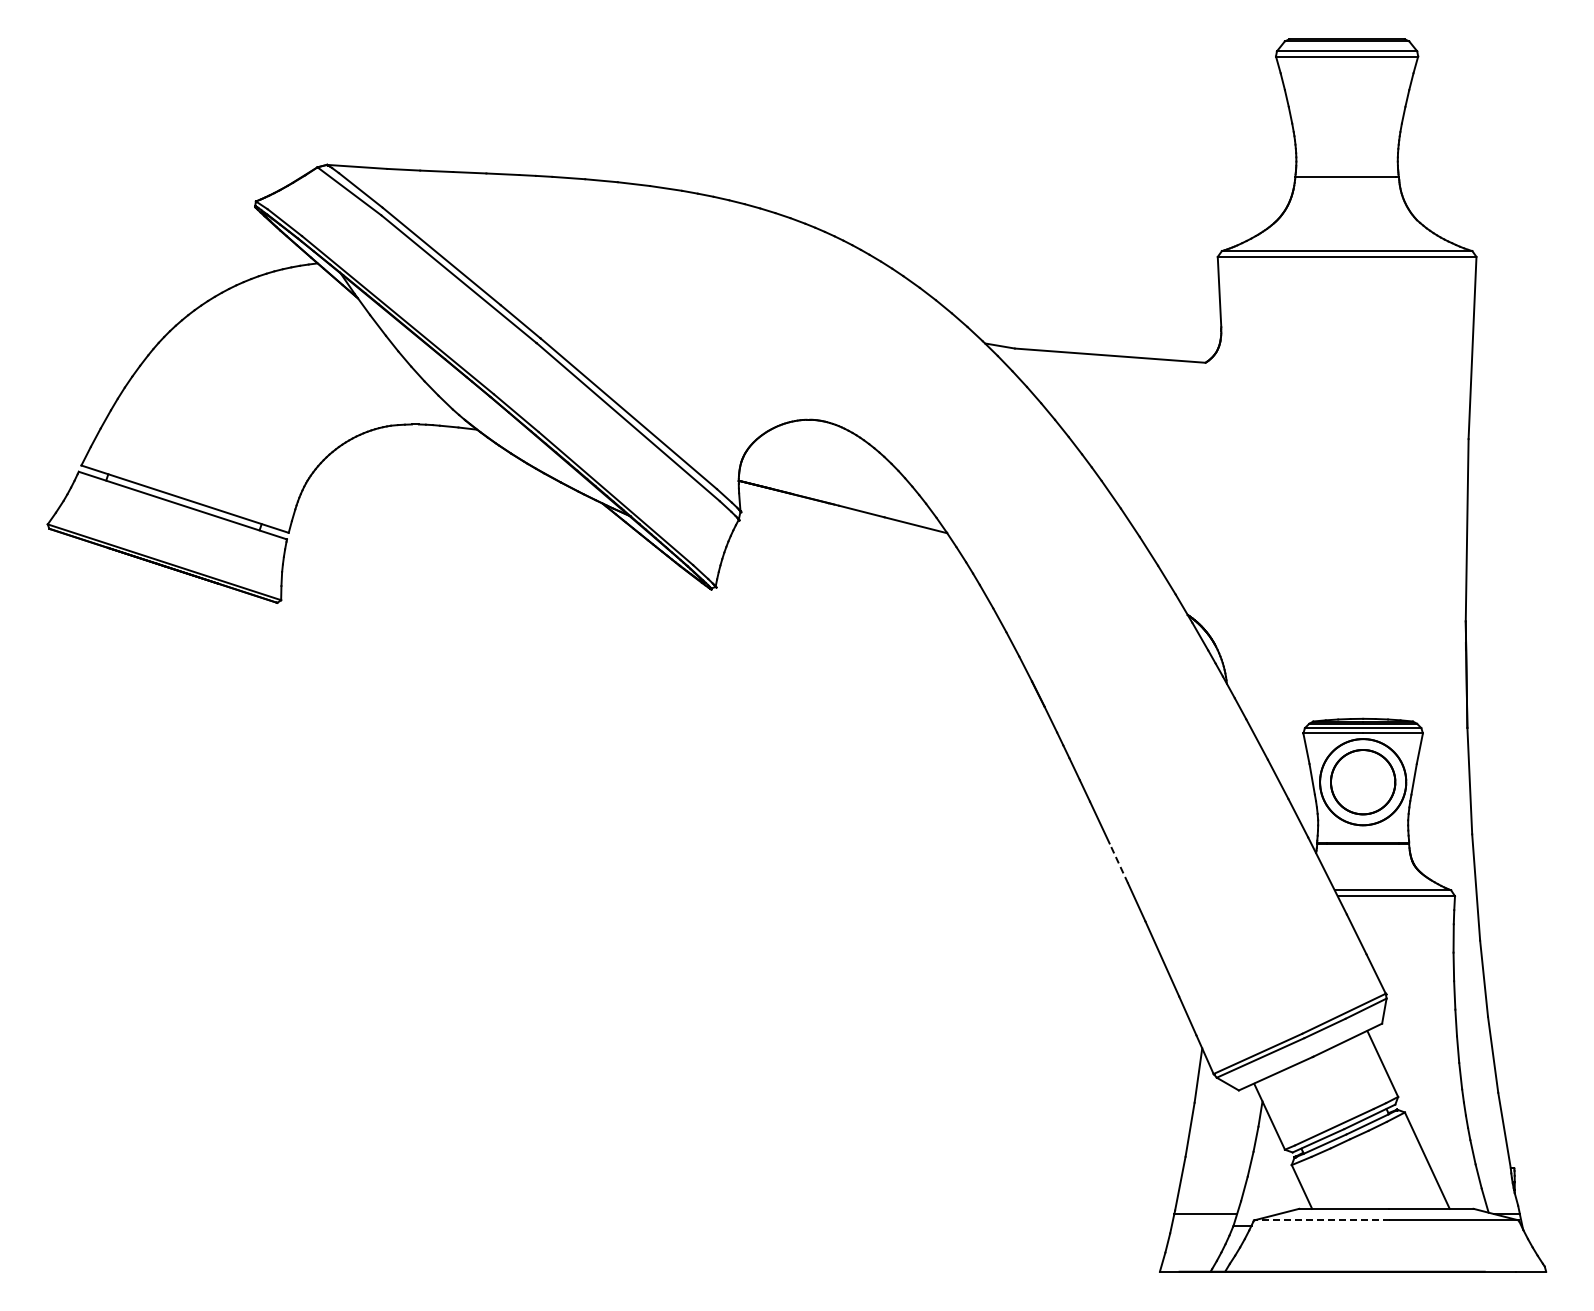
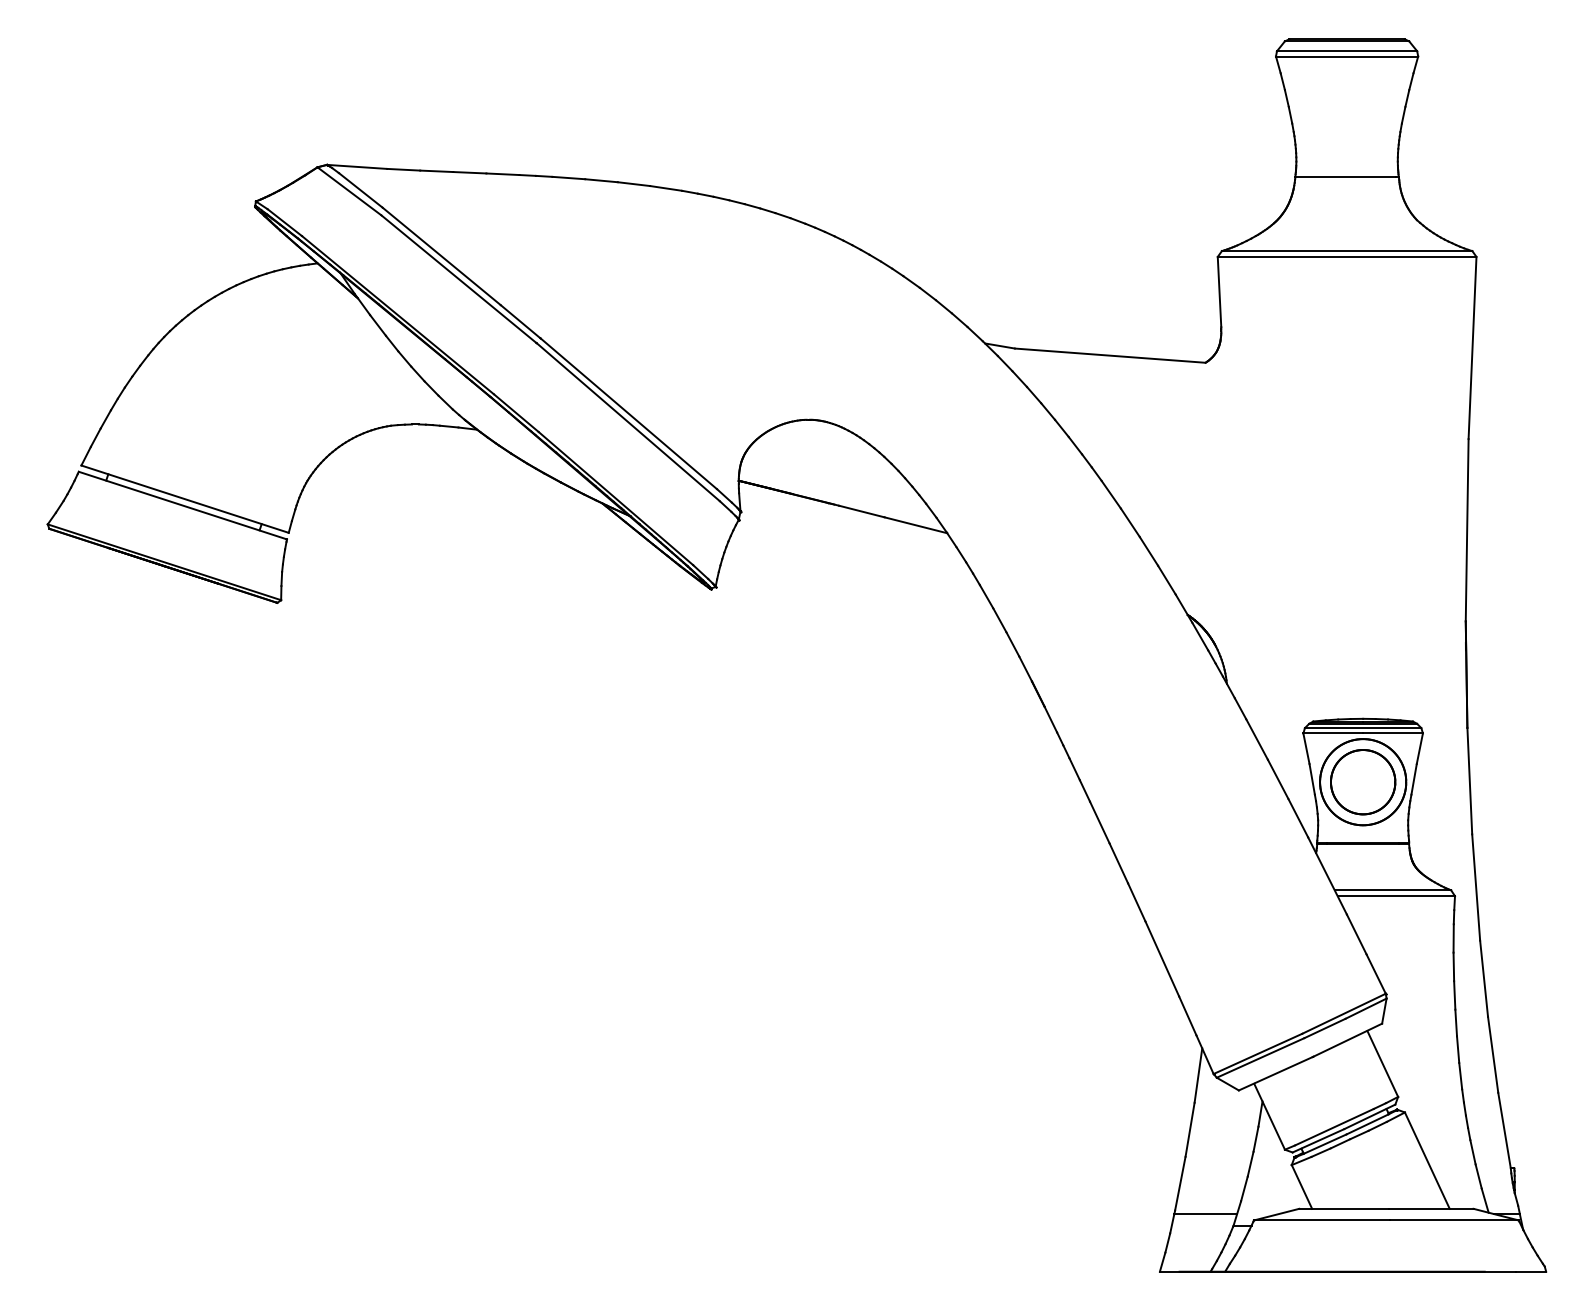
line: dashed -> solid (1118, 863)
line: dashed -> solid (1321, 1220)
